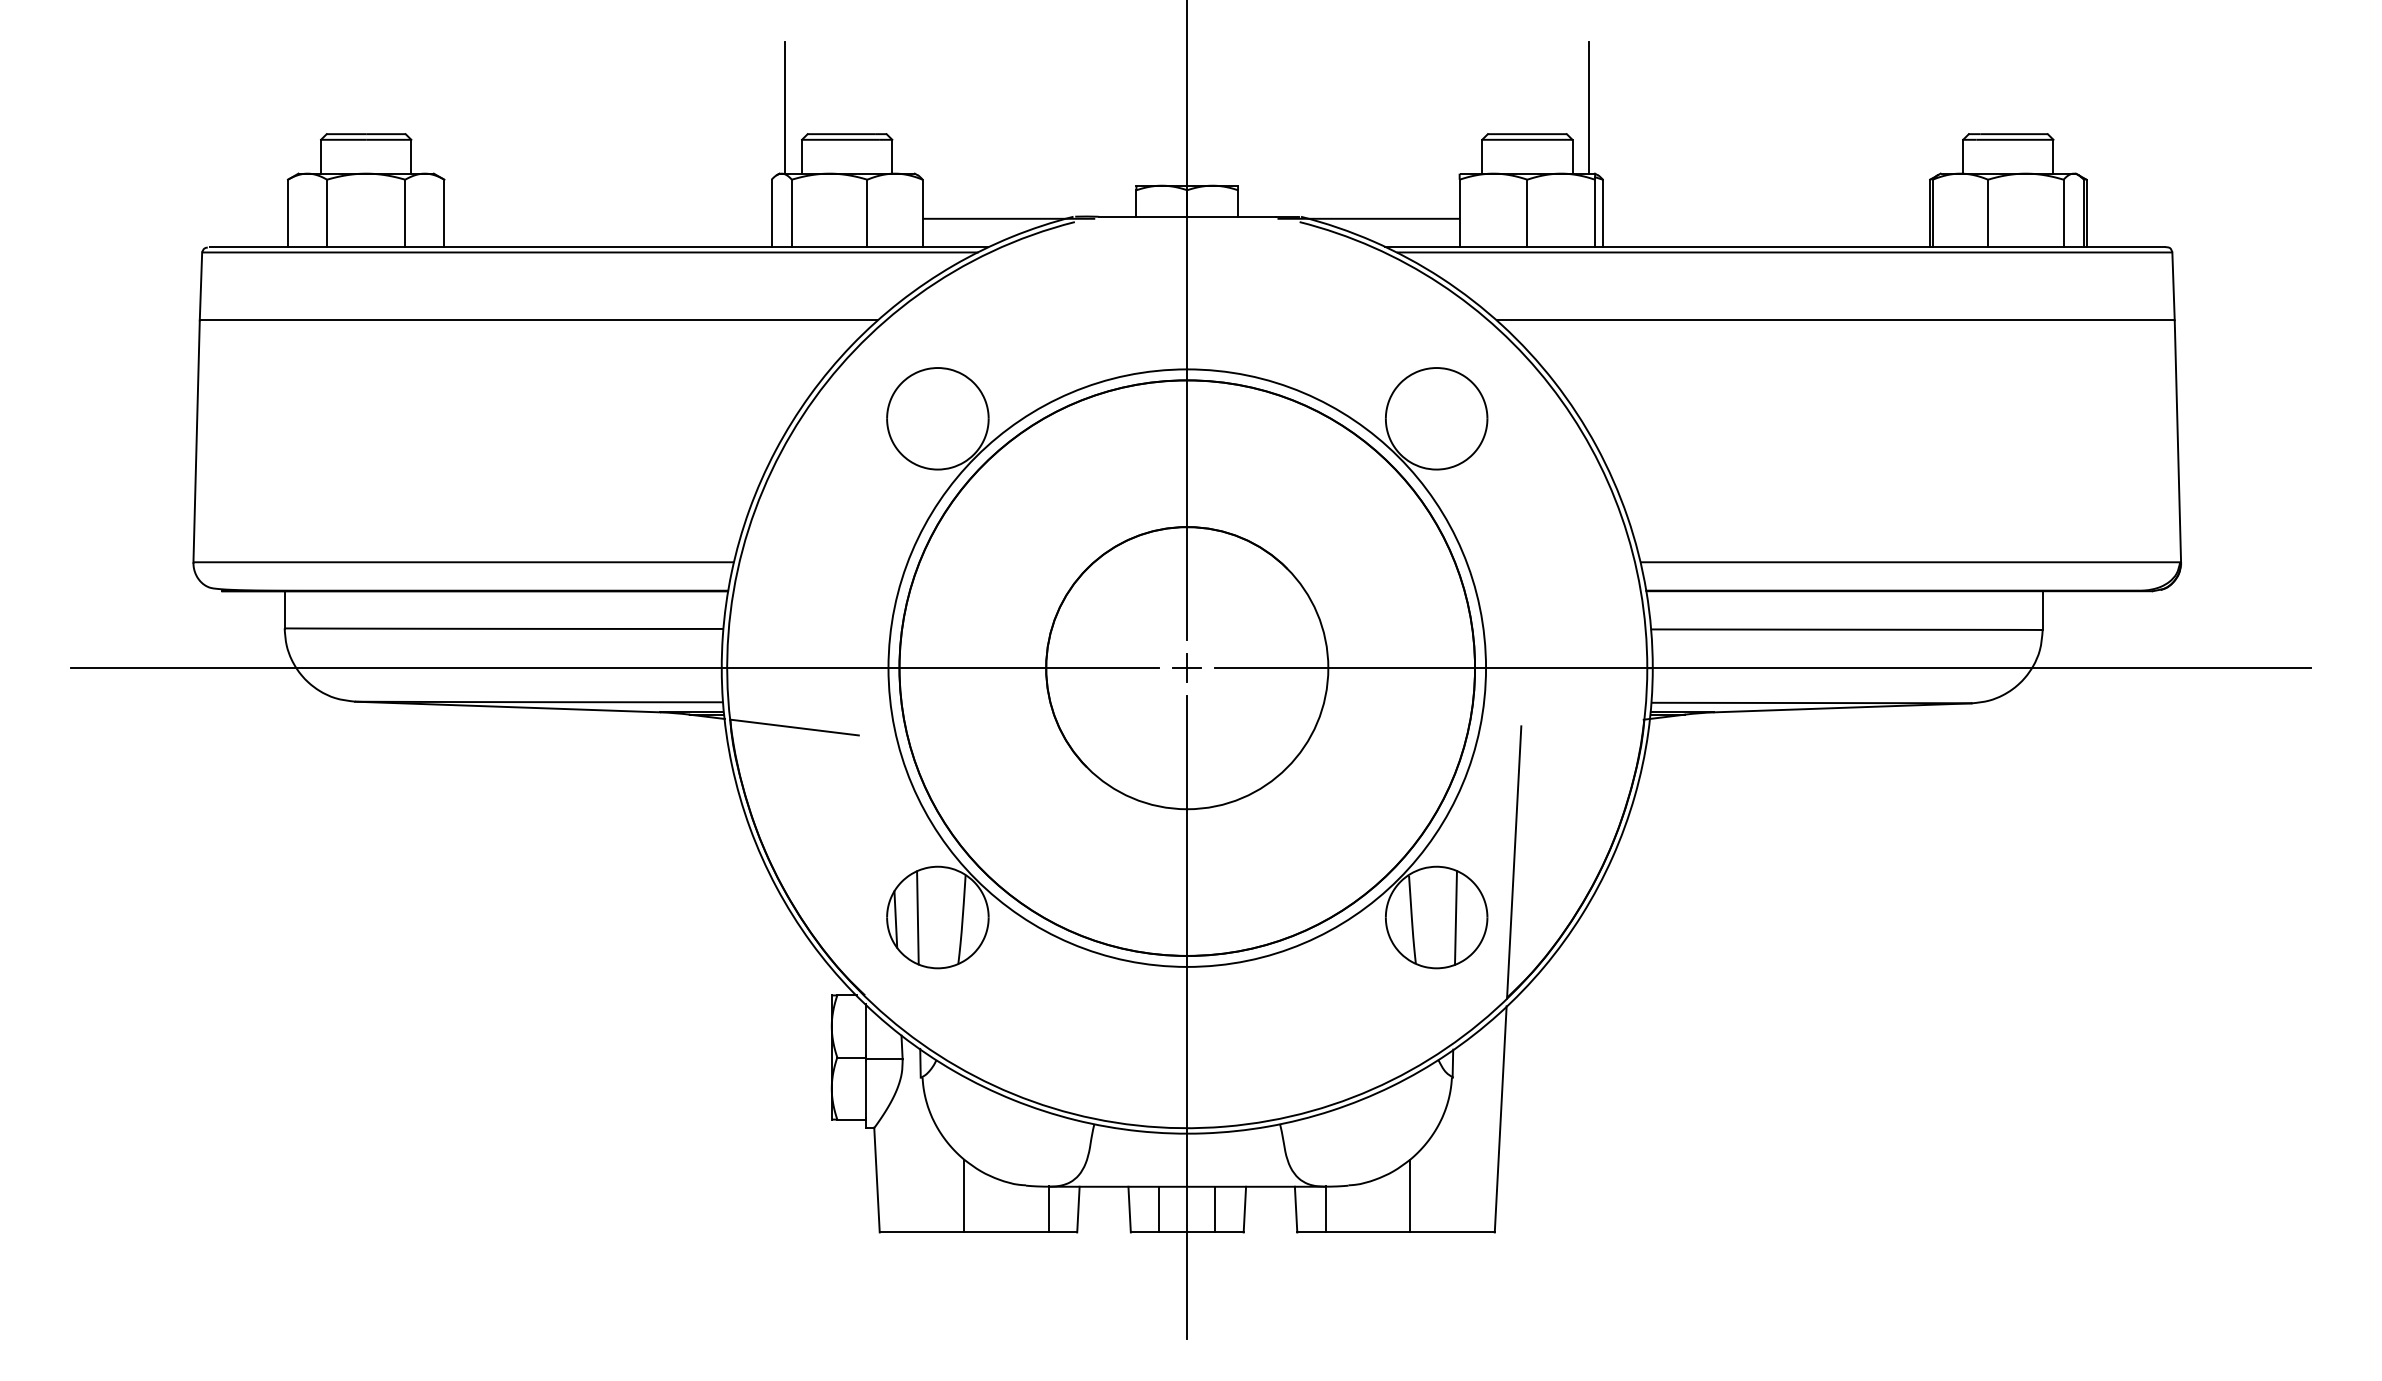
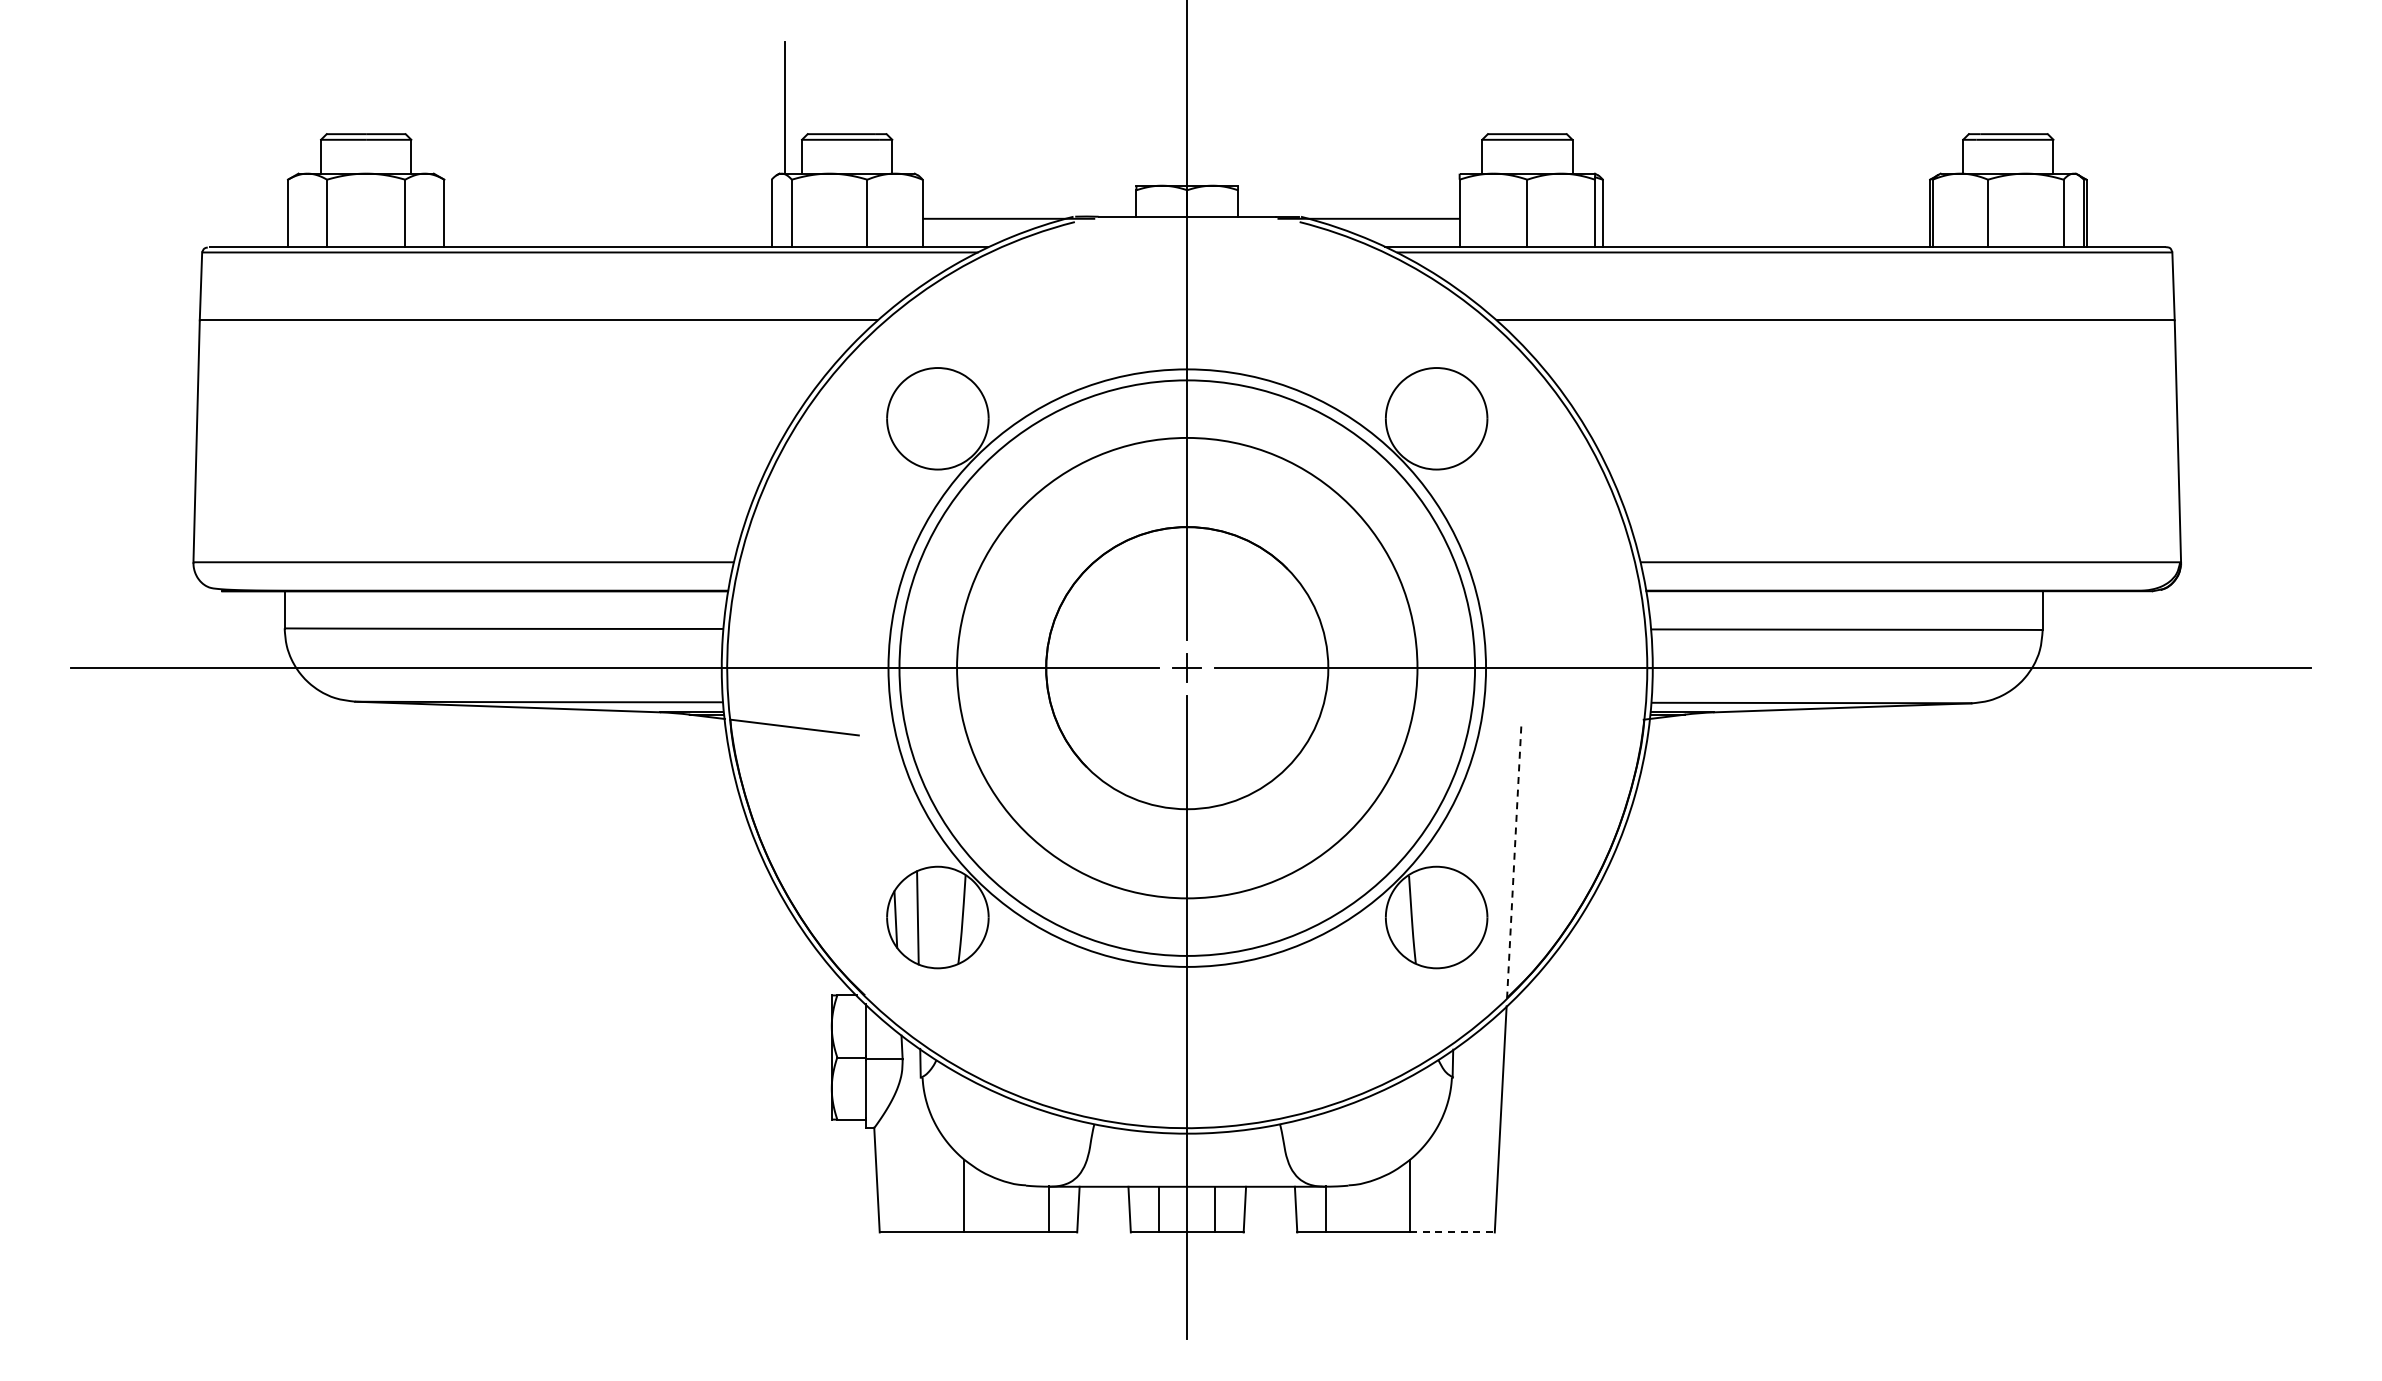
line: present -> none (1589, 107)
circle diameter: 576 px -> 460 px (1187, 667)
line: solid -> dashed (1514, 861)
line: present -> none (1455, 917)
line: solid -> dashed (1452, 1232)
